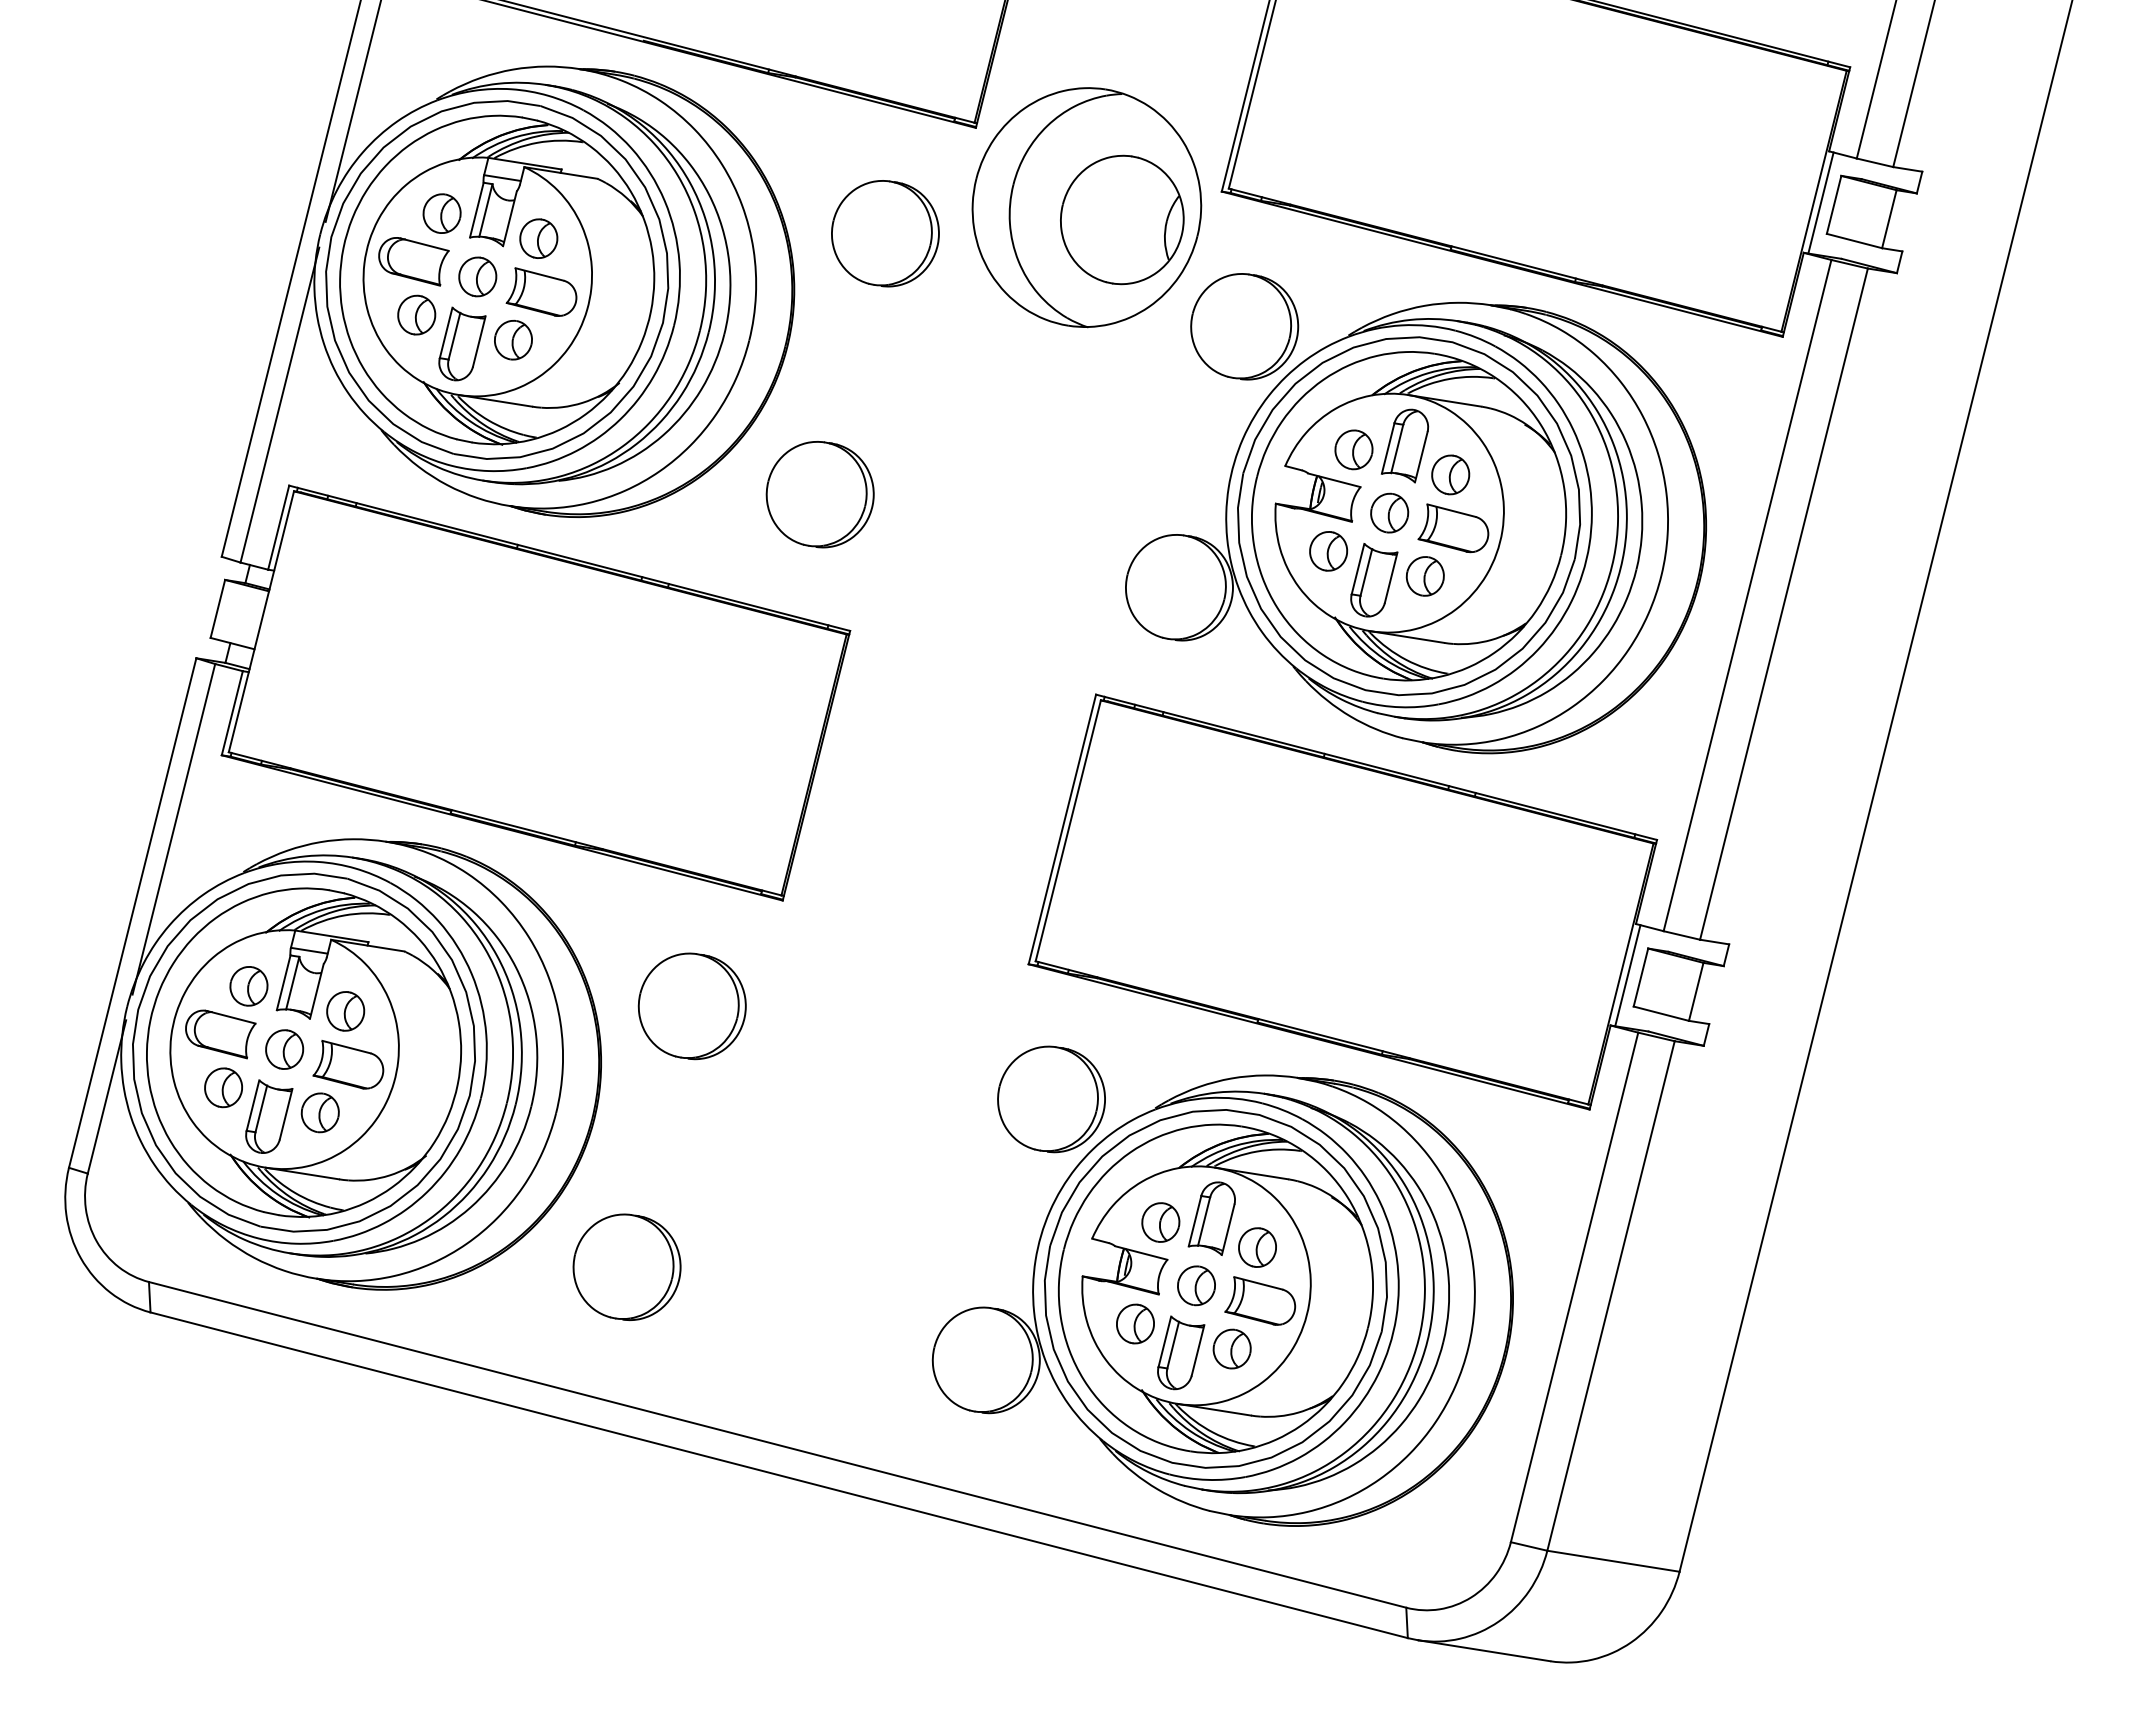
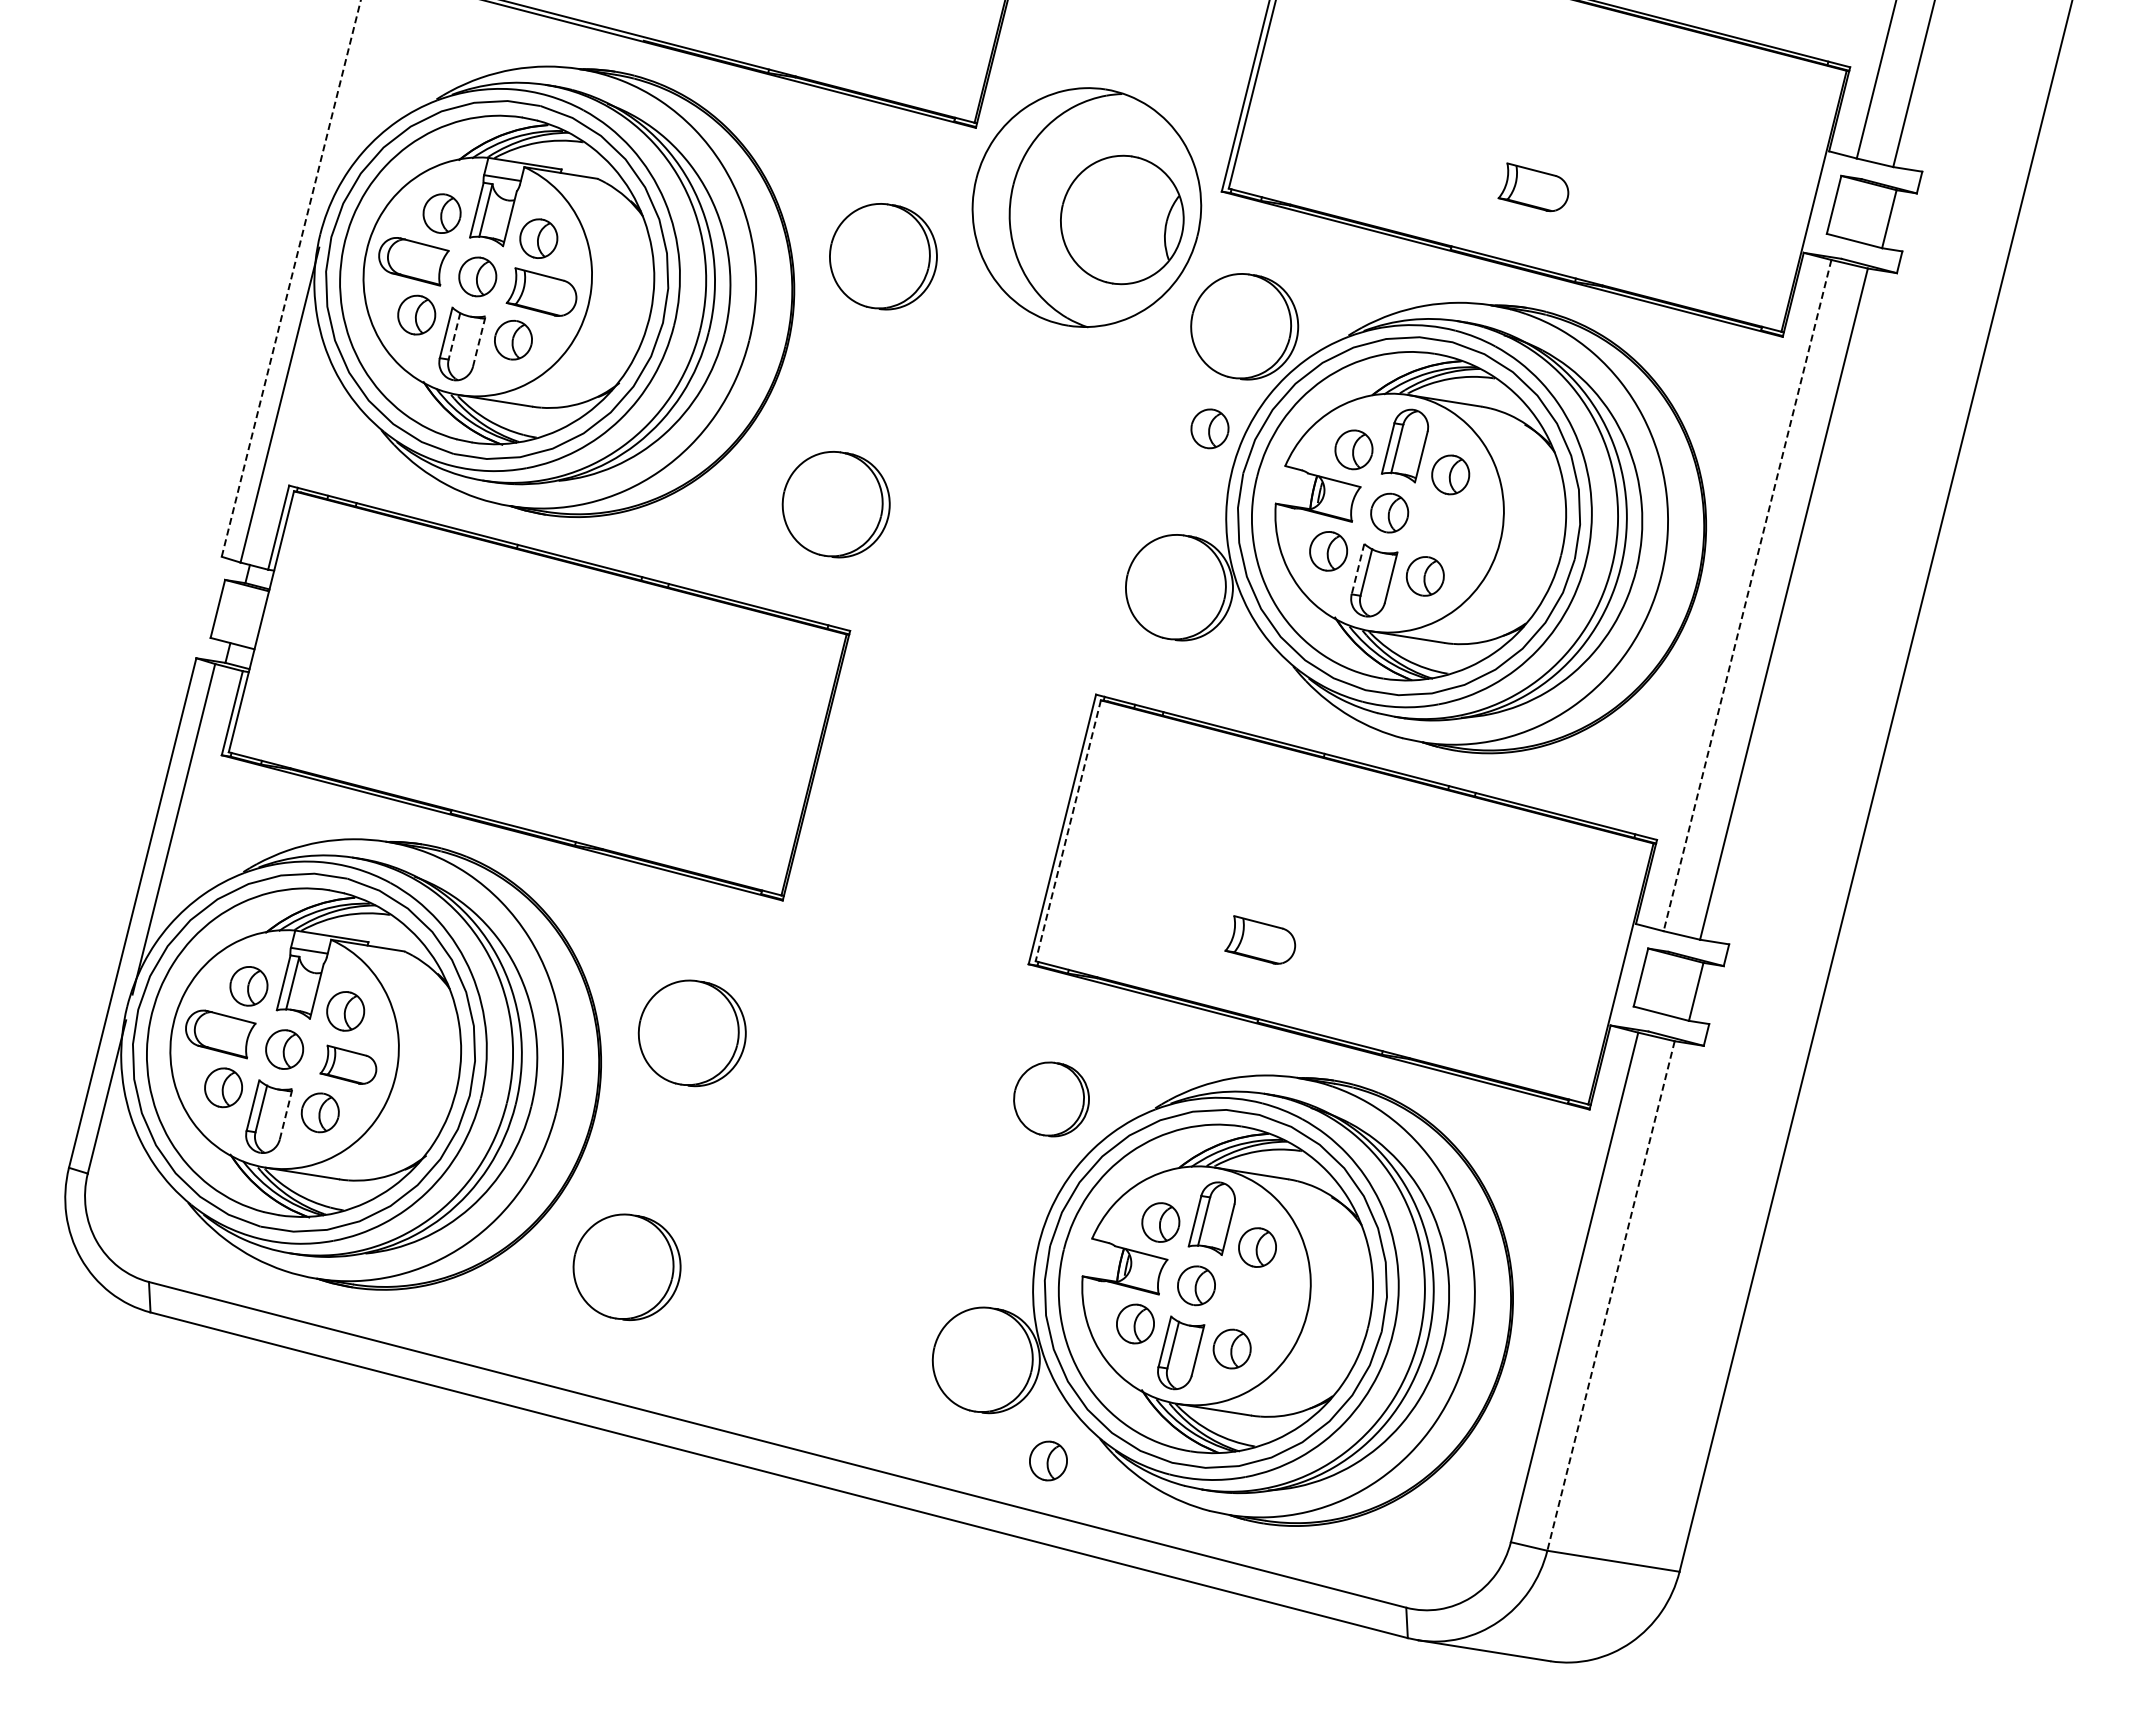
line: present -> none (352, 111)
line: present -> none (1820, 202)
part position: (885, 233) -> (883, 256) (883, 256)
line: solid -> dashed (291, 278)
line: solid -> dashed (454, 336)
line: solid -> dashed (479, 341)
part: none -> present (1209, 428)
part position: (819, 494) -> (835, 504) (835, 504)
part position: (1453, 528) -> (1533, 187) (1533, 187)
line: solid -> dashed (1357, 569)
line: solid -> dashed (1747, 595)
line: solid -> dashed (1068, 831)
line: present -> none (1627, 975)
part position: (691, 1006) -> (691, 1033) (691, 1033)
part size: 73x50 px -> 59x41 px (348, 1064)
part size: 109x109 px -> 77x77 px (1051, 1099)
line: solid -> dashed (286, 1113)
line: solid -> dashed (1611, 1295)
part position: (1260, 1300) -> (1260, 939) (1260, 939)
part: none -> present (1048, 1460)
